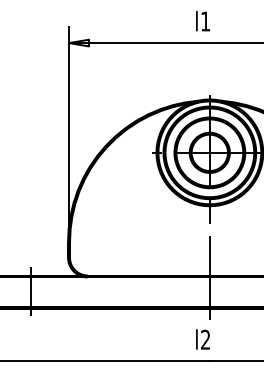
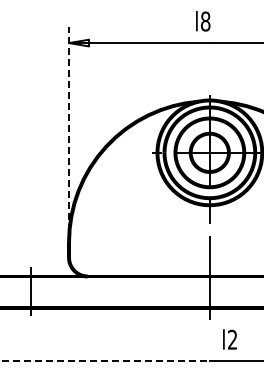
text: l1 -> l8 (205, 21)
line: solid -> dashed (69, 134)
text position: (202, 339) -> (229, 339) (229, 339)
line: solid -> dashed (104, 361)
